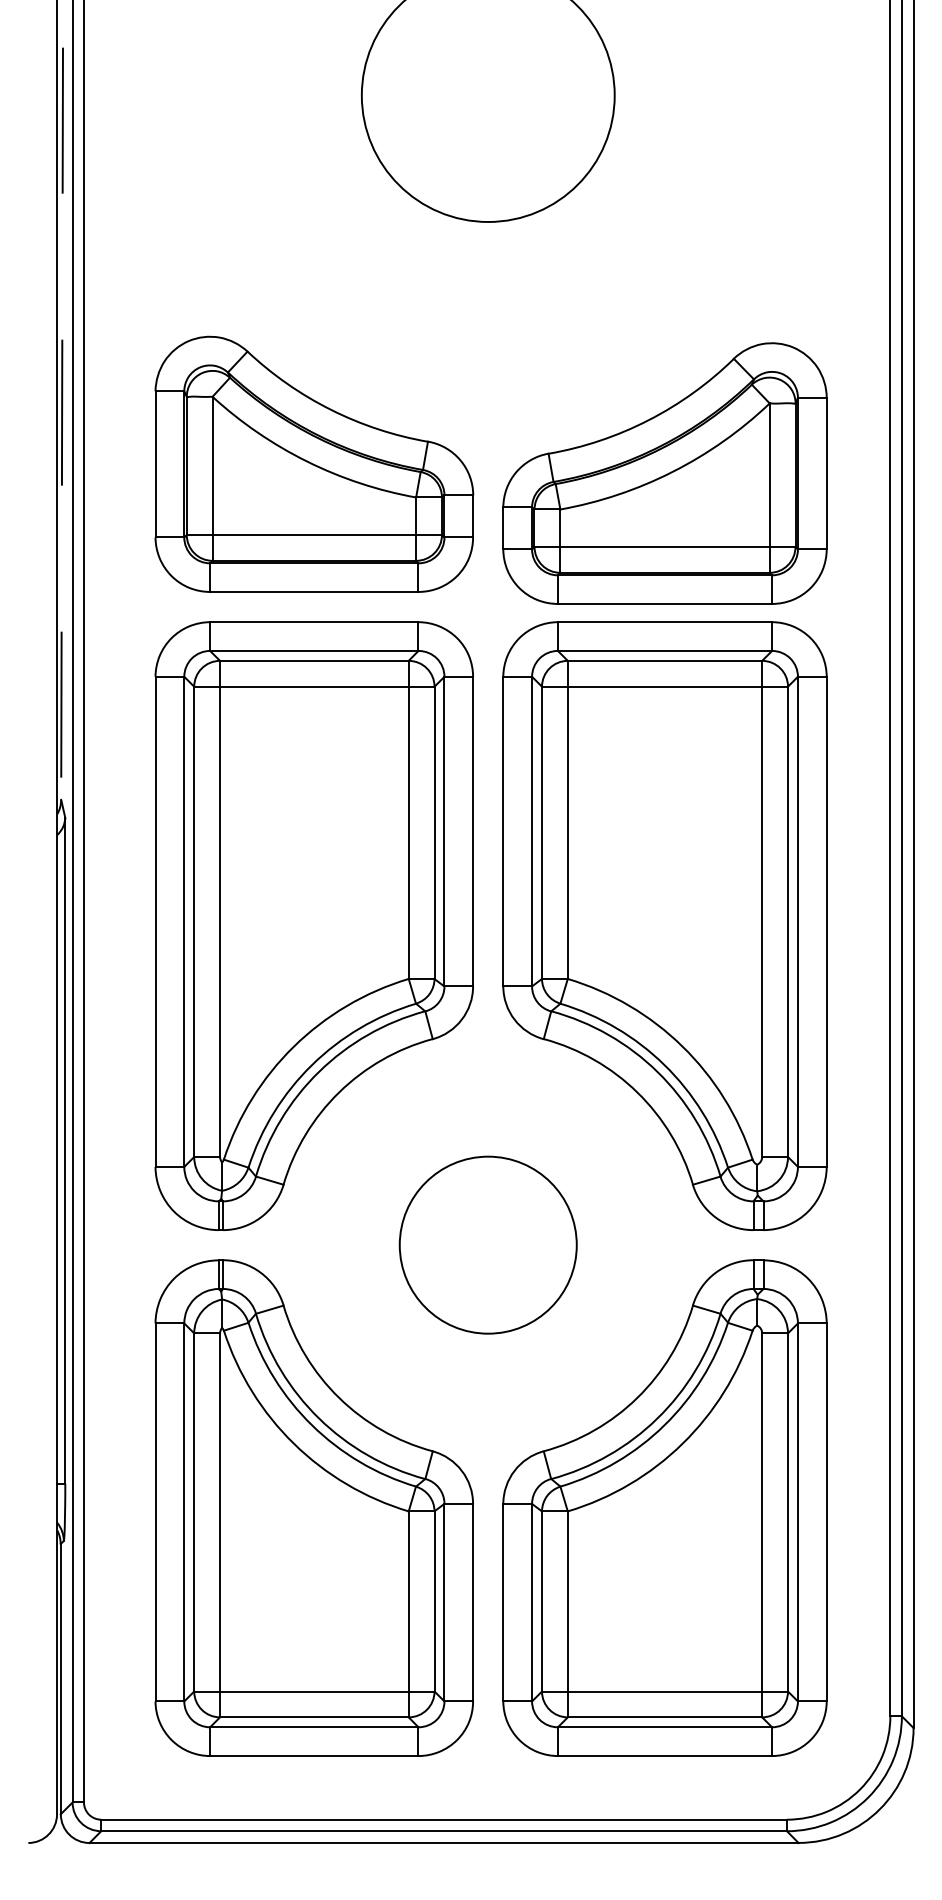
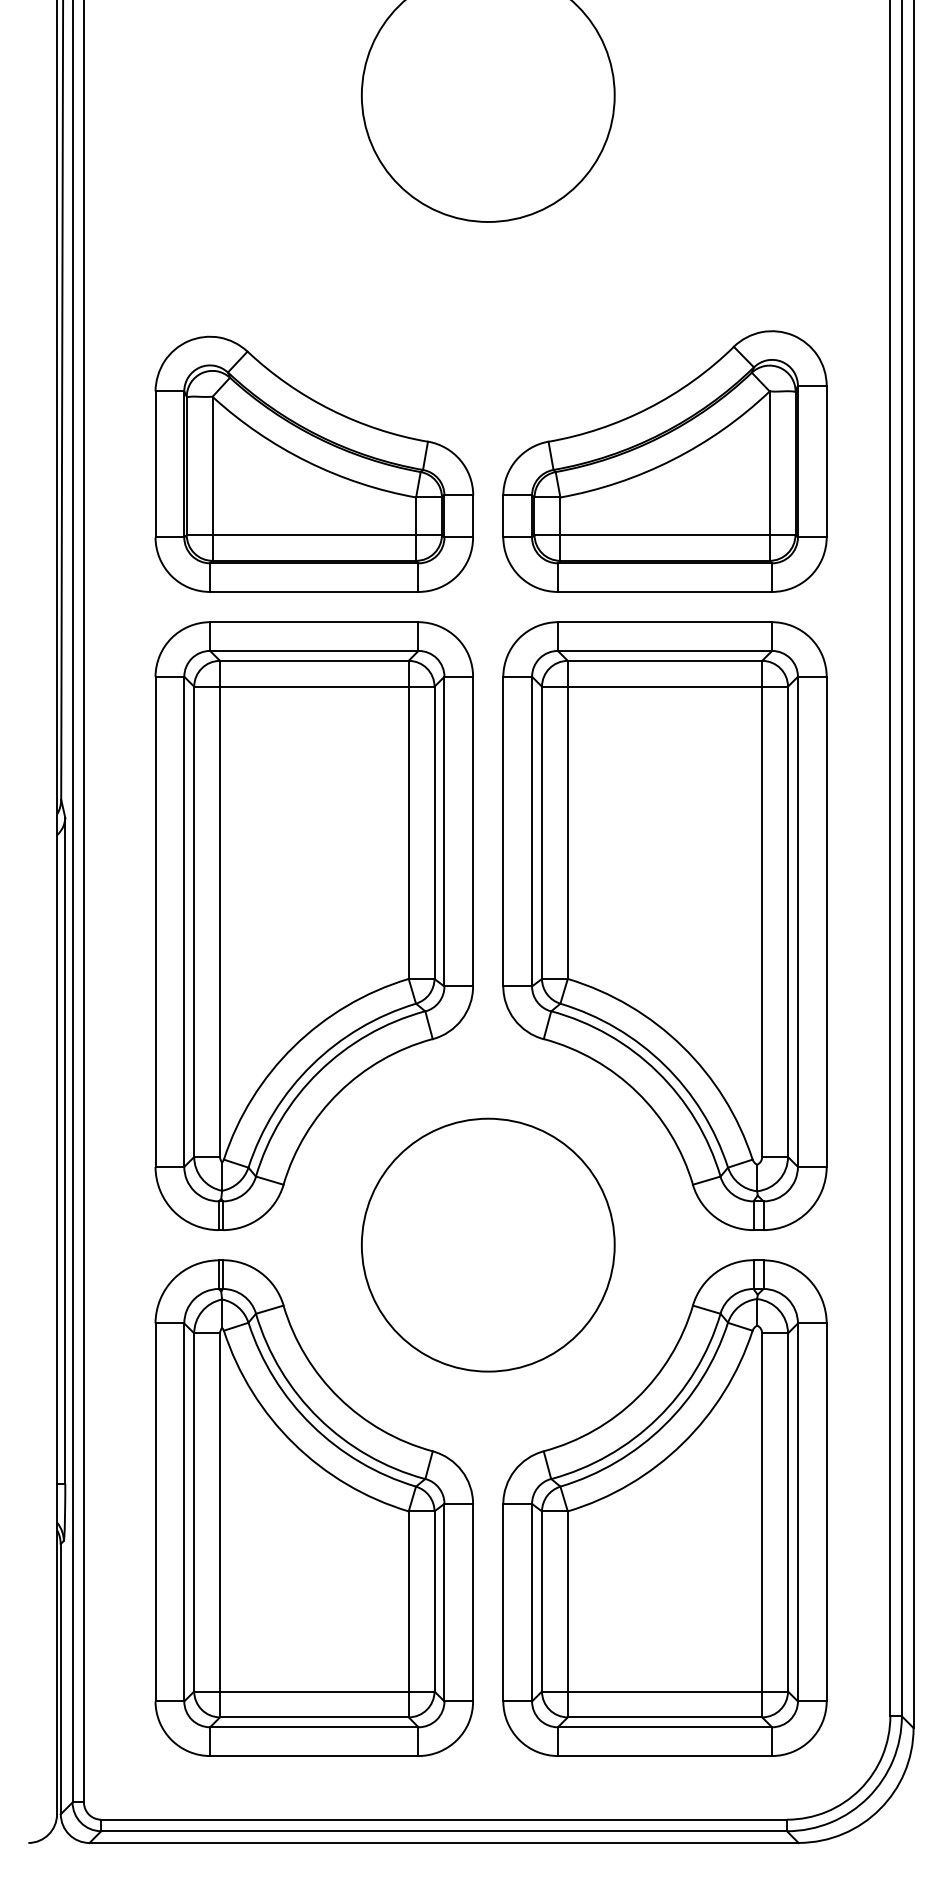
line: dashed -> solid (62, 400)
part position: (664, 473) -> (664, 461) (664, 461)
circle diameter: 177 px -> 253 px (487, 1244)
